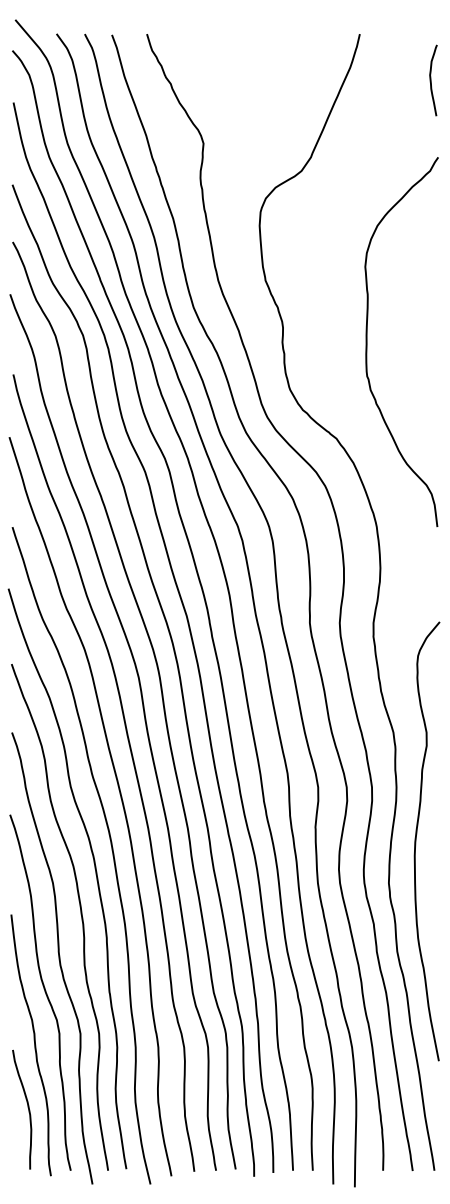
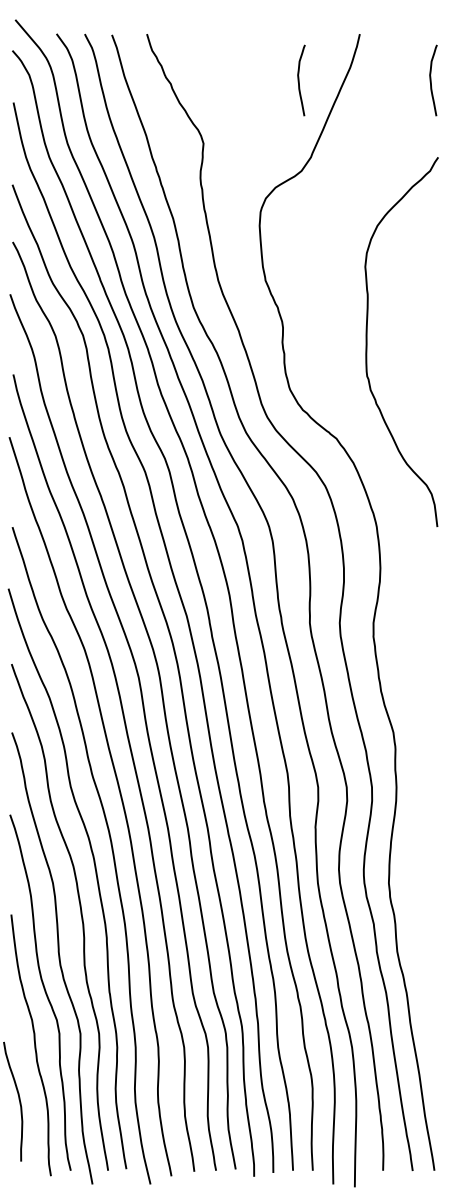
curve: none -> present (299, 80)
curve: present -> none (416, 841)
curve position: (27, 1107) -> (18, 1099) (18, 1099)
